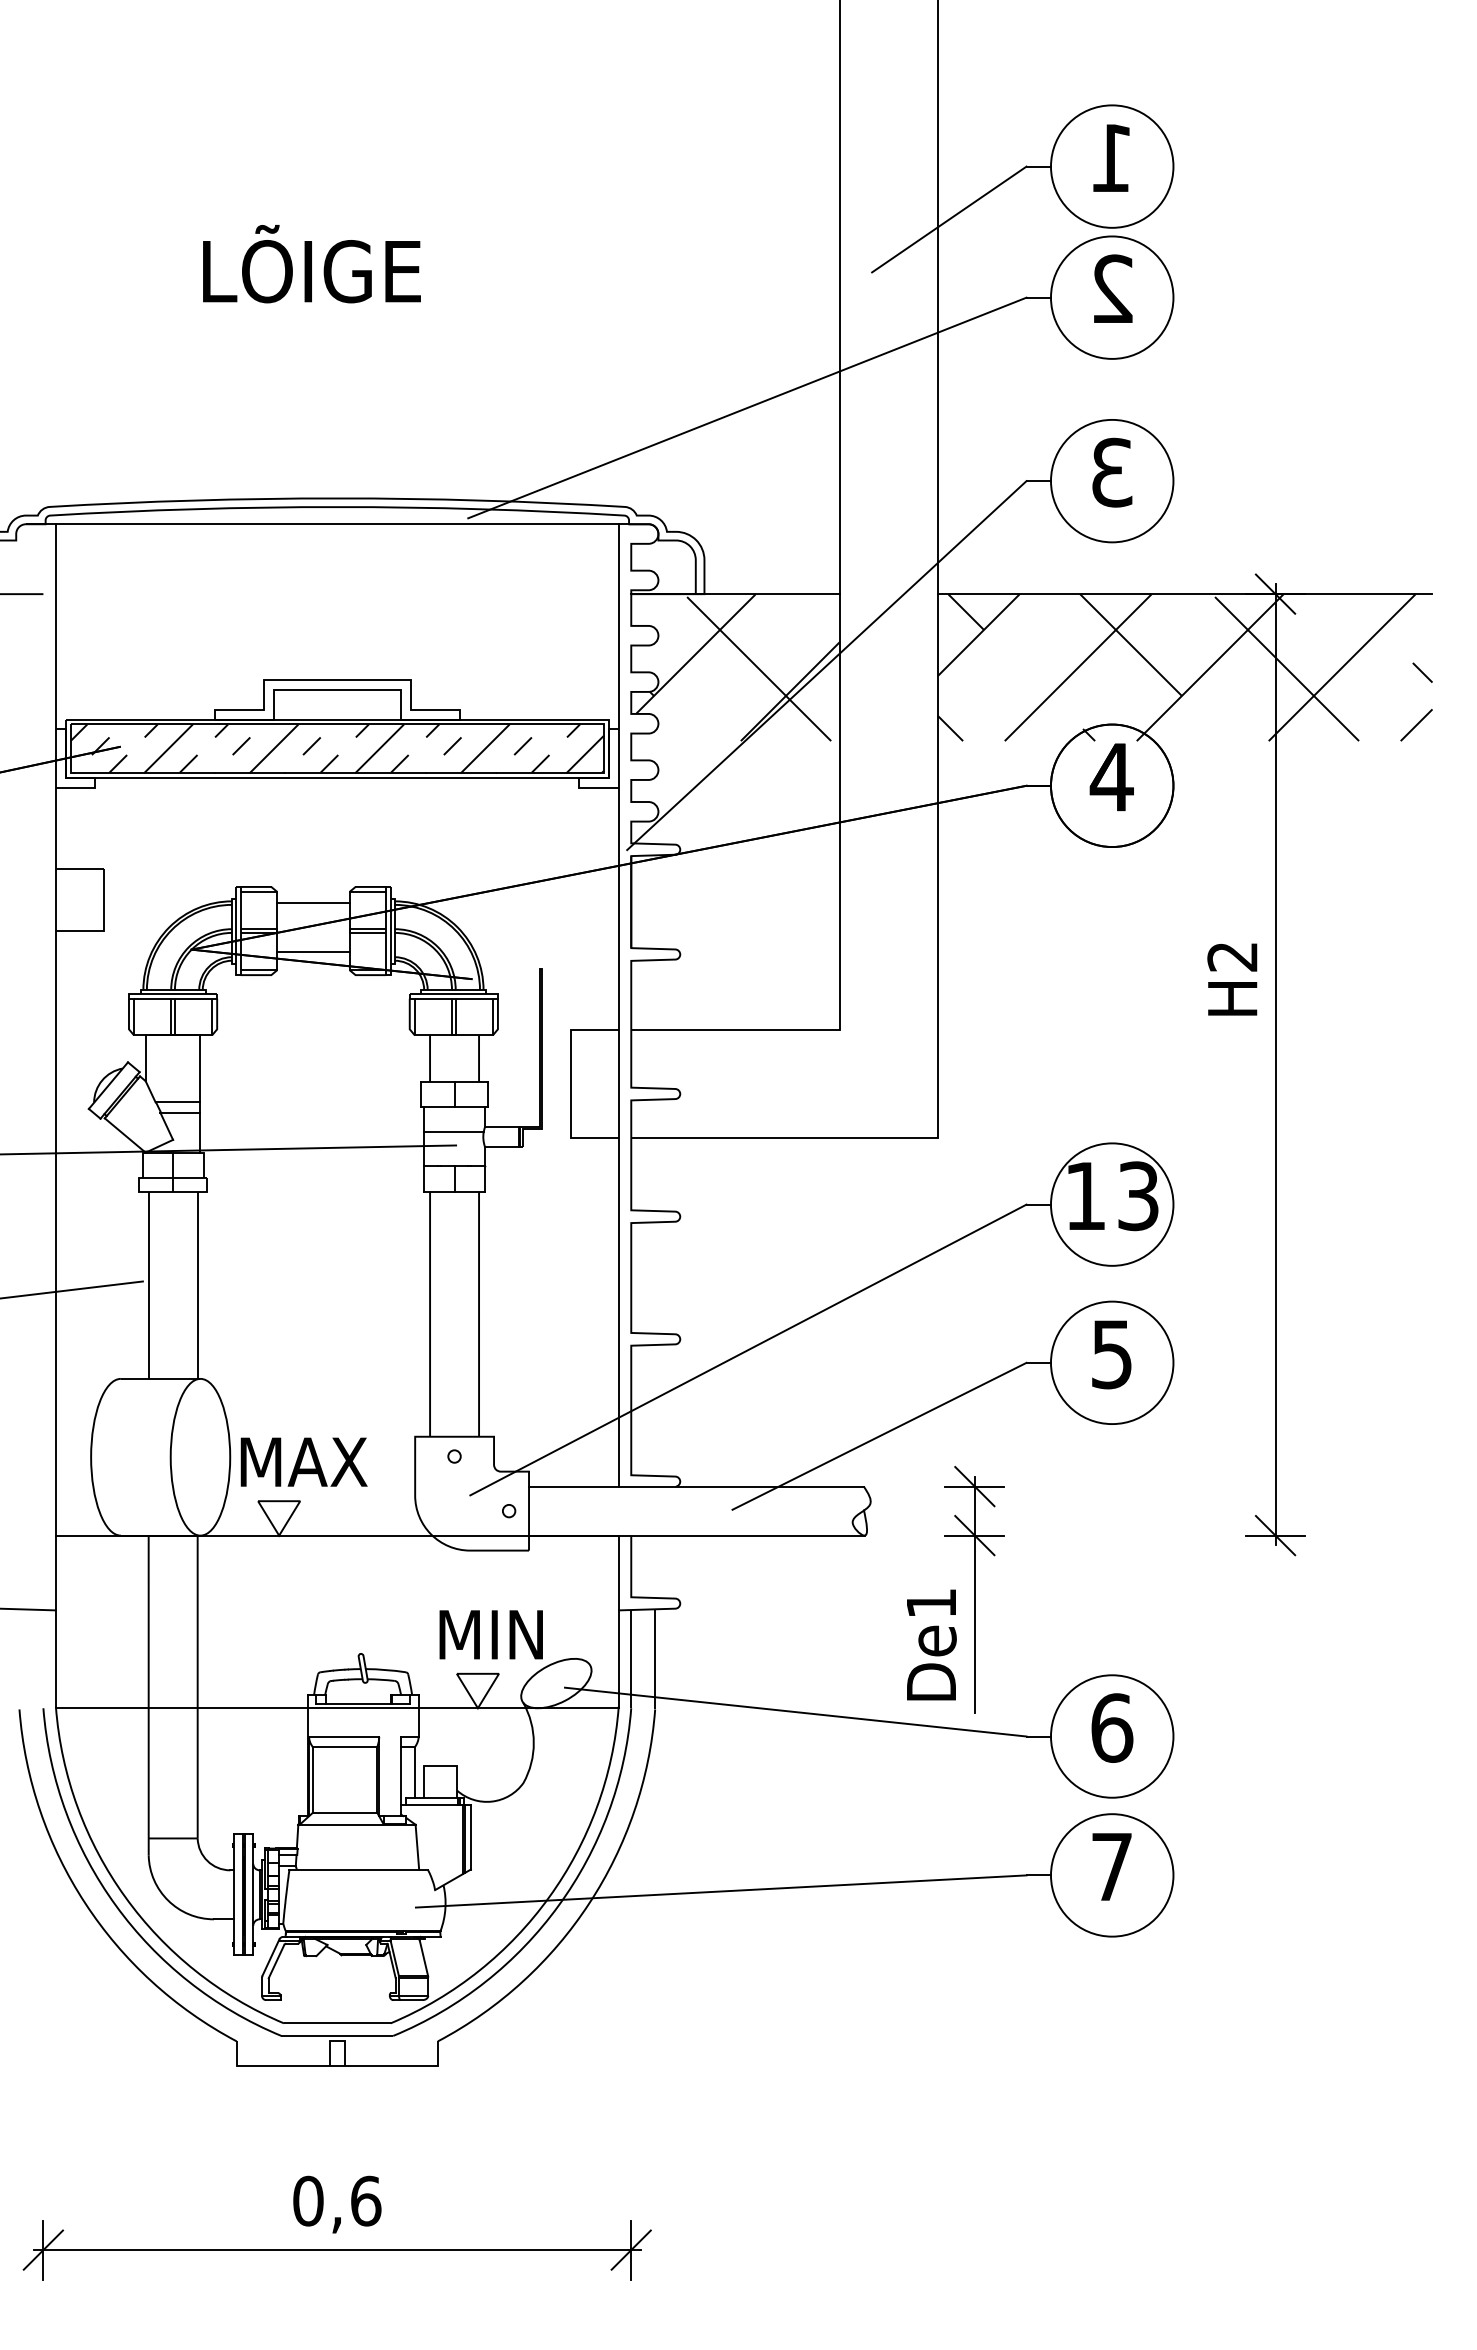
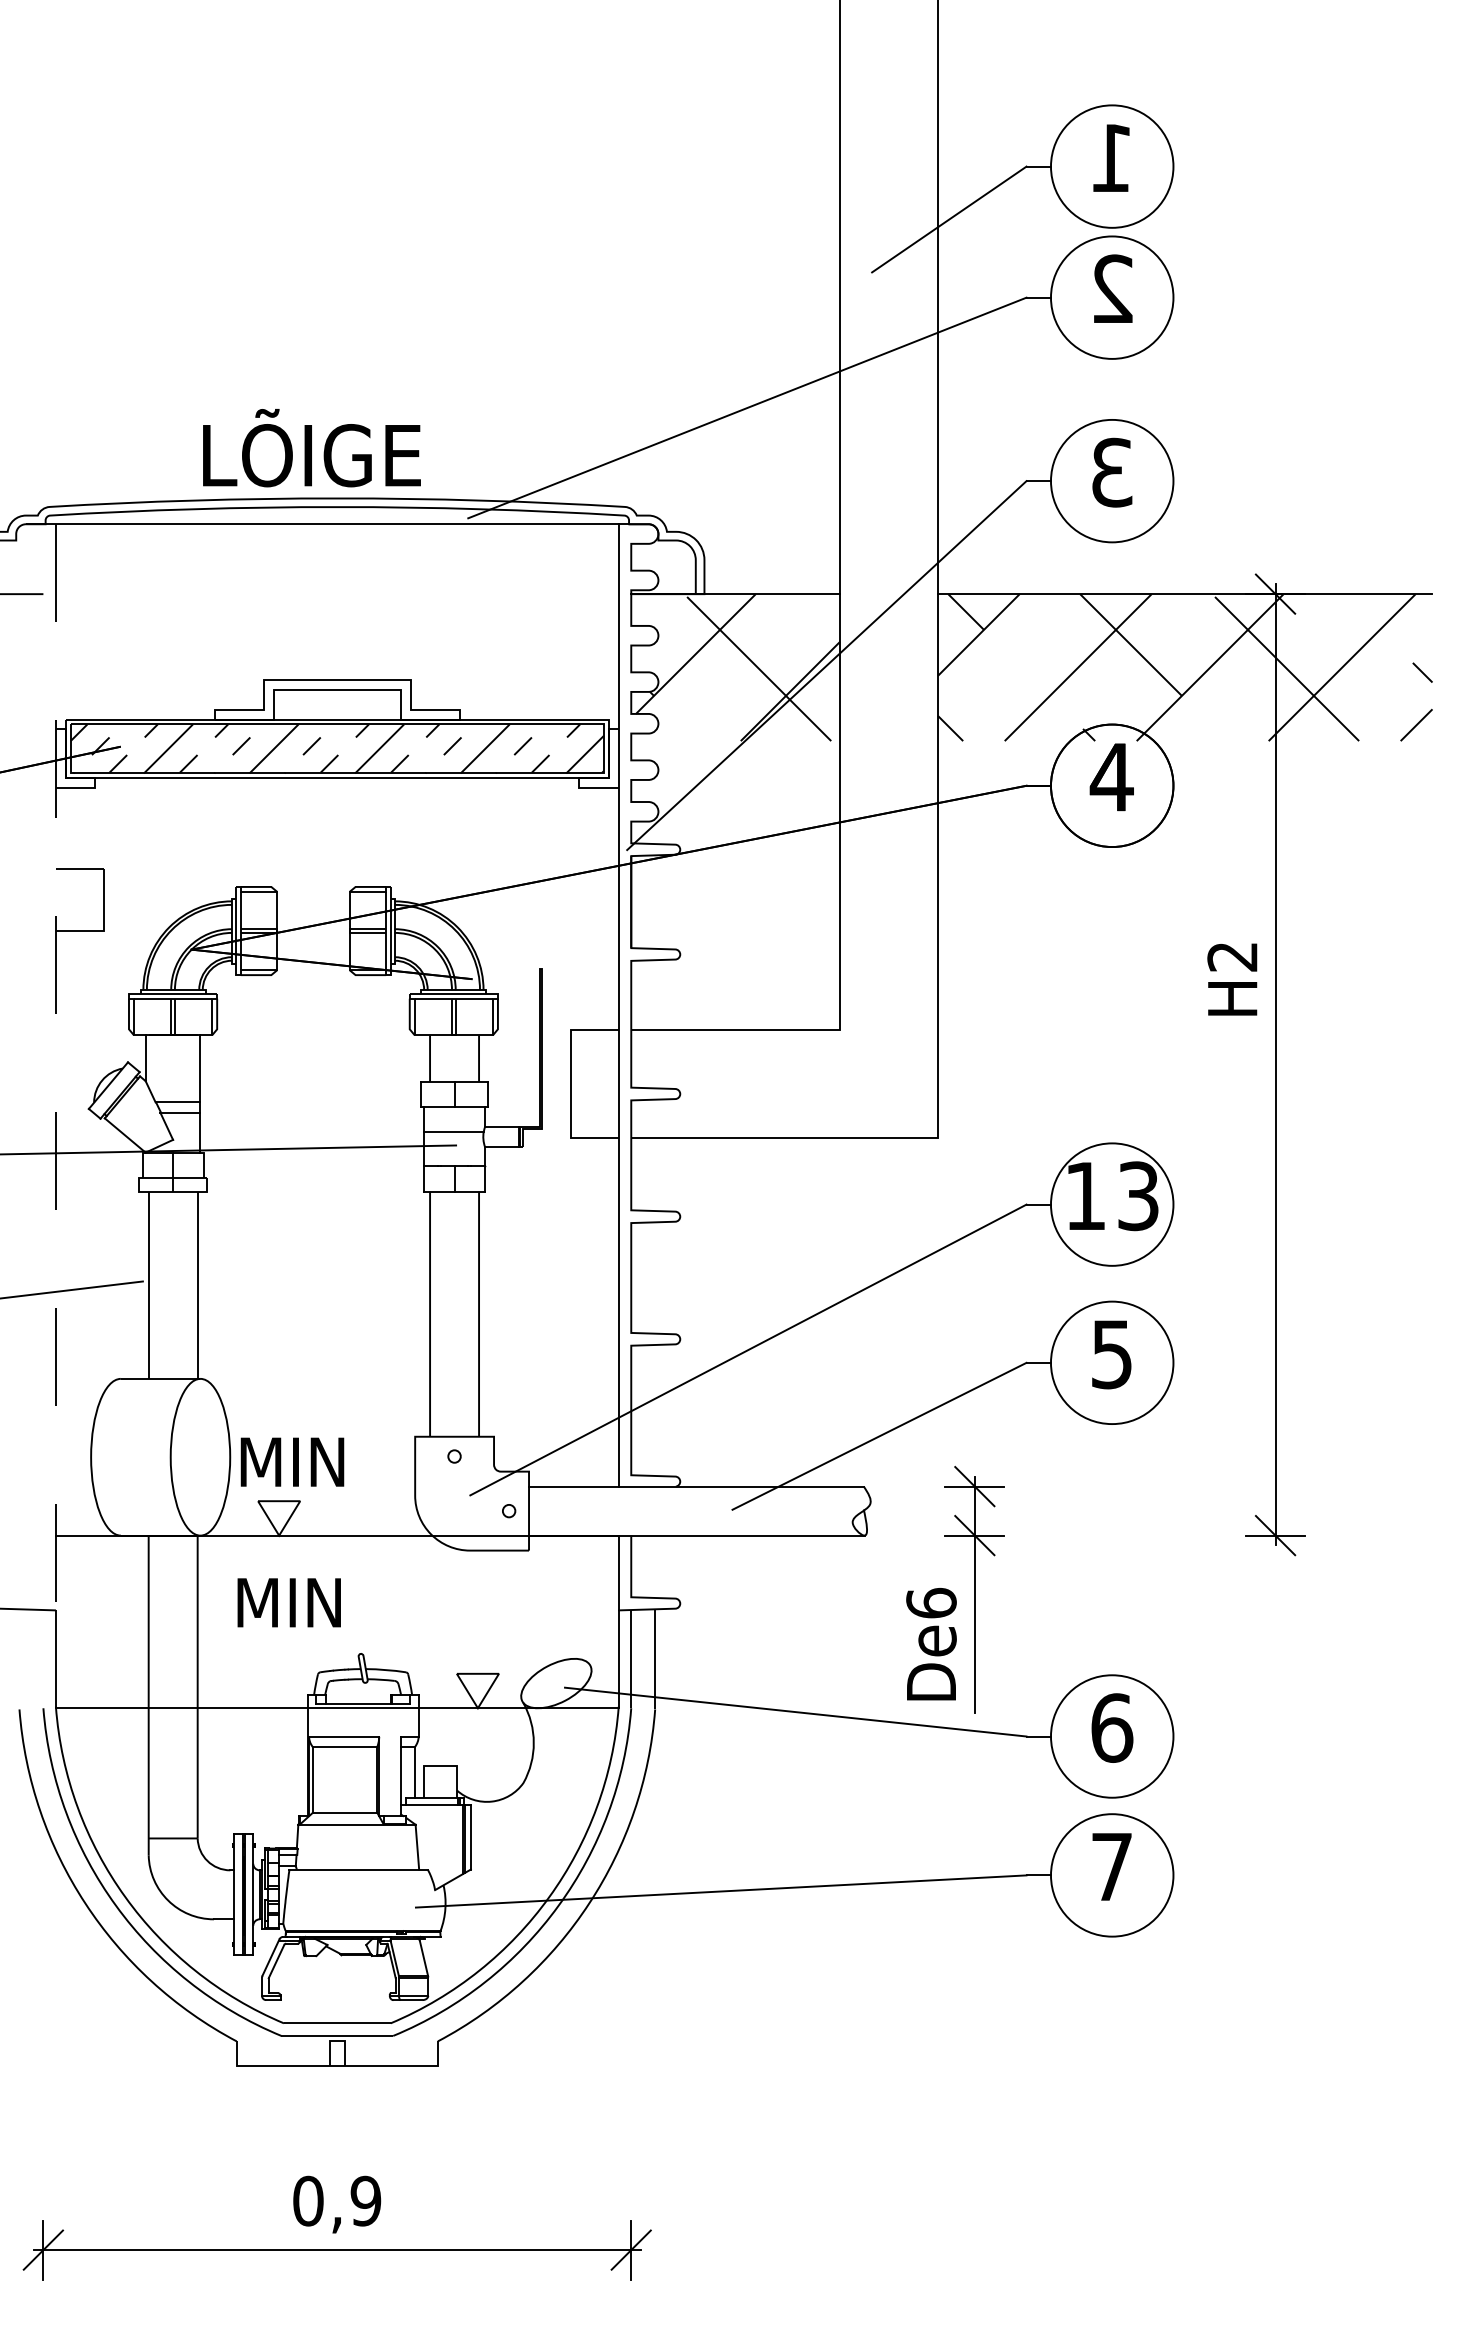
text position: (311, 264) -> (311, 448) (311, 448)
line: present -> none (313, 902)
line: present -> none (313, 951)
line: solid -> dashed (56, 1067)
text: MAX -> MIN (327, 1461)
text: De1 -> De6 (931, 1602)
text position: (490, 1634) -> (288, 1602) (288, 1602)
text: 0,6 -> 0,9 (365, 2200)
